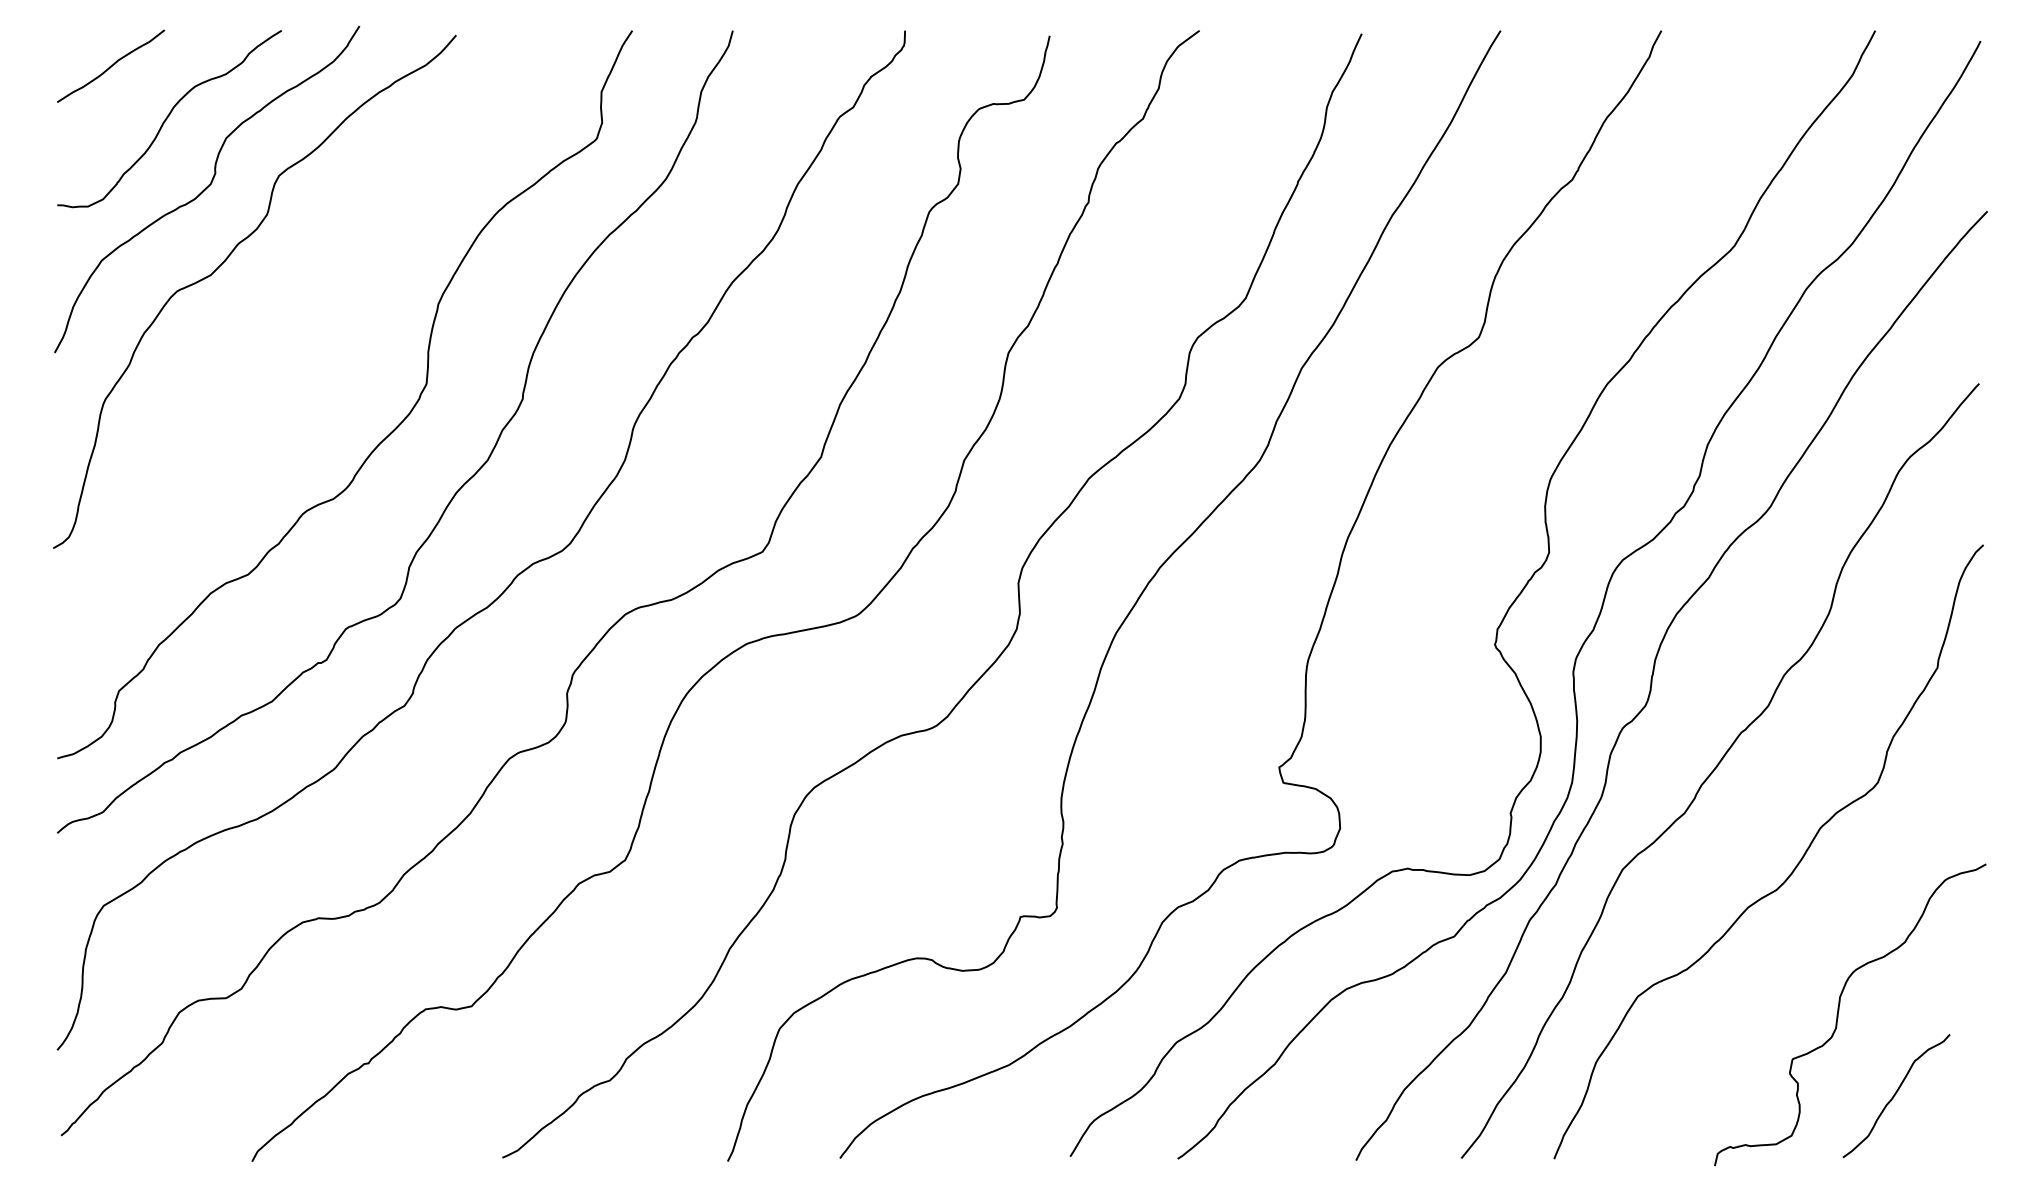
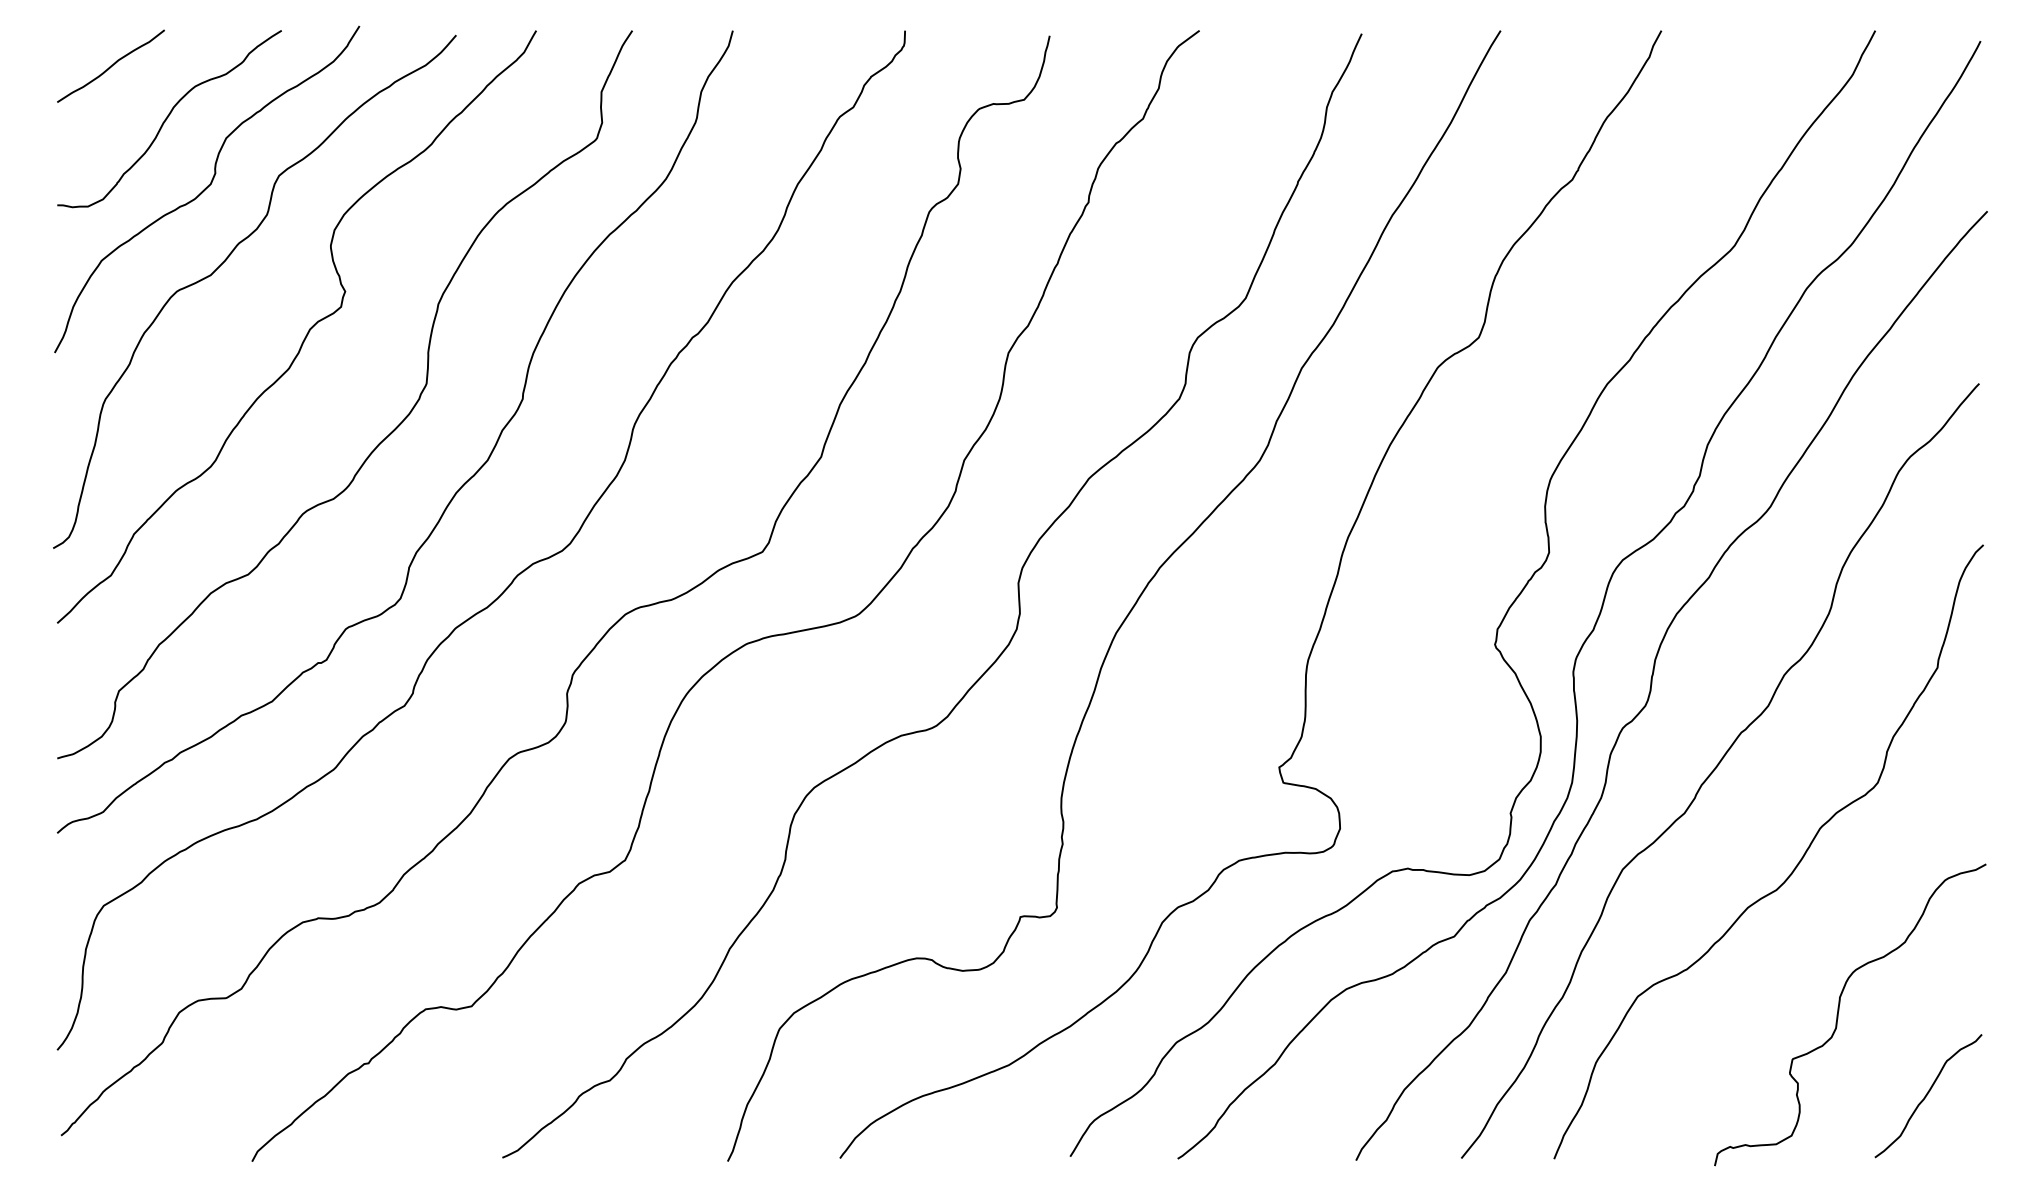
curve: none -> present (307, 331)
curve position: (1895, 1095) -> (1927, 1095) (1927, 1095)
